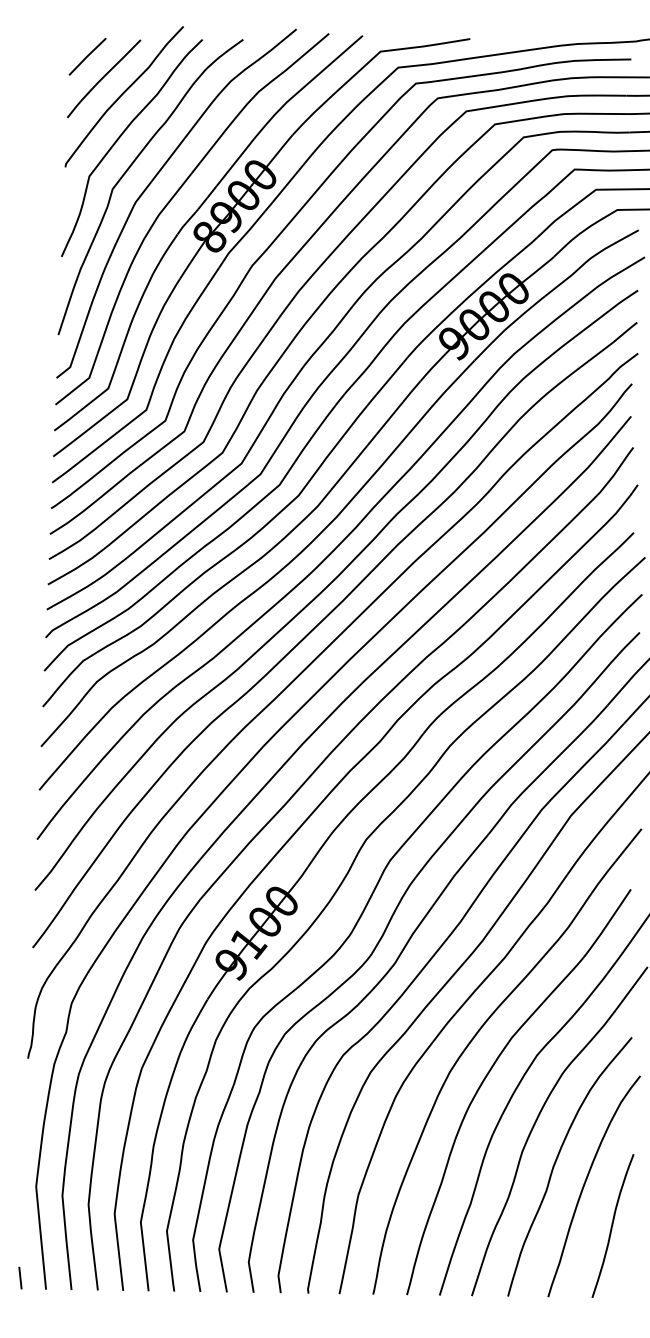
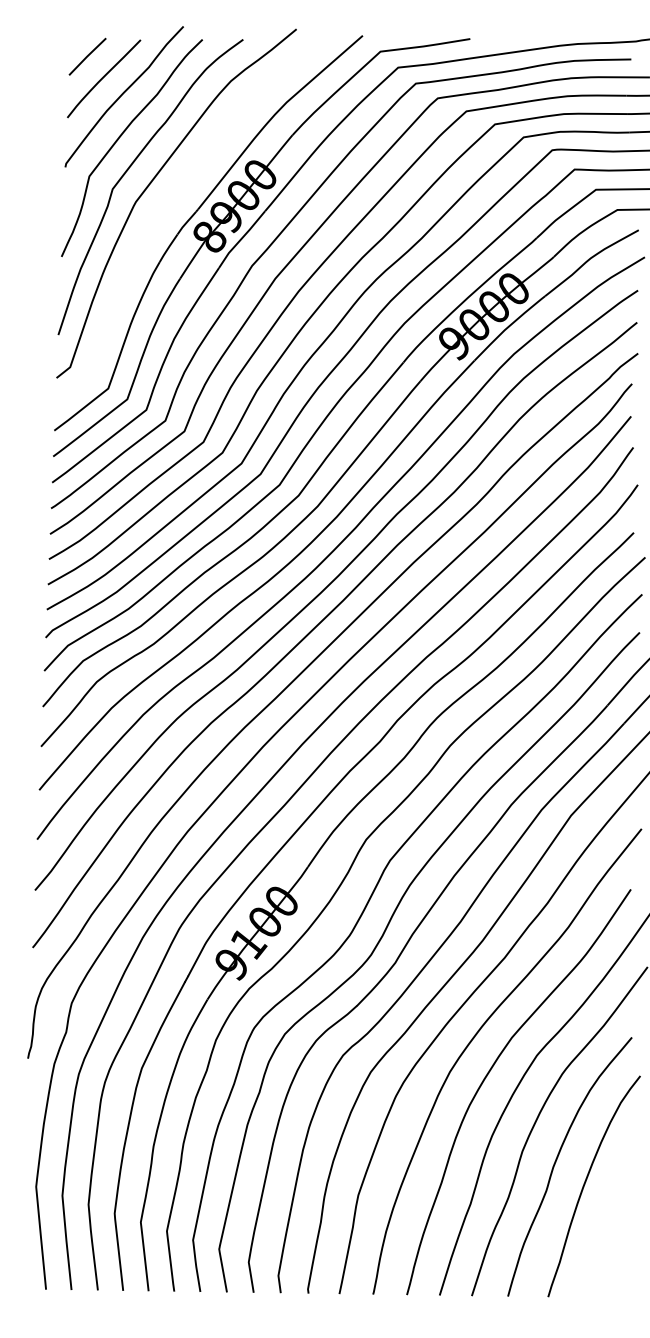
curve: present -> none (169, 203)
curve: present -> none (612, 1225)
line: present -> none (20, 1277)
